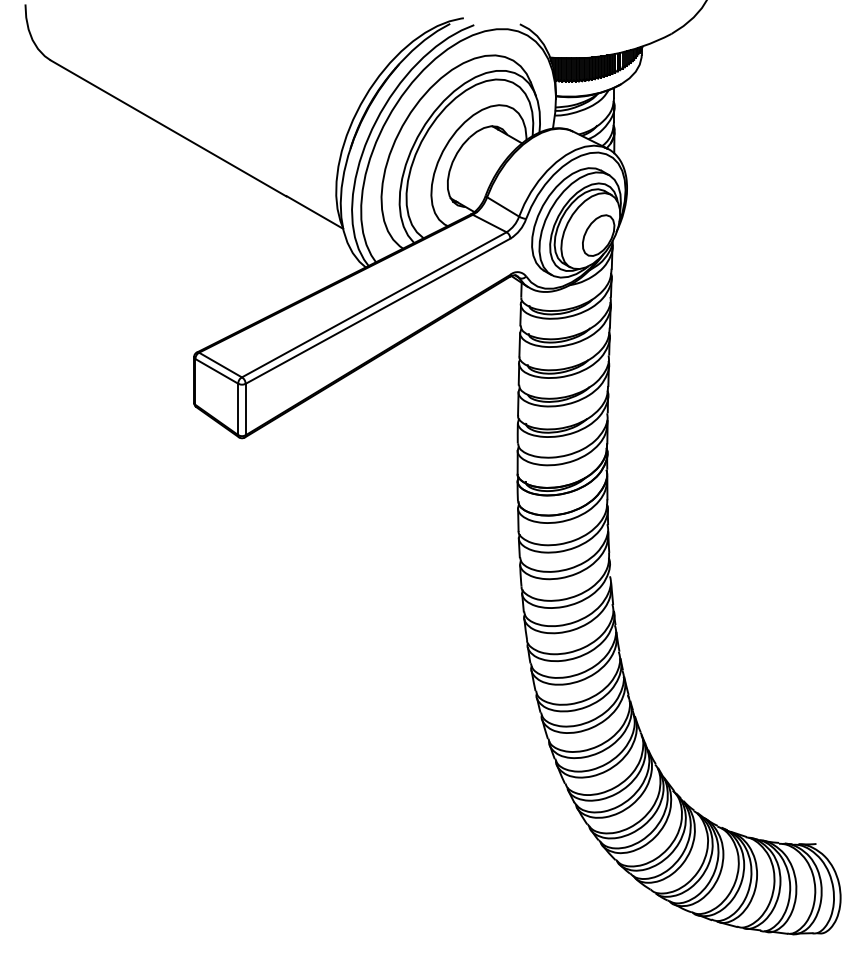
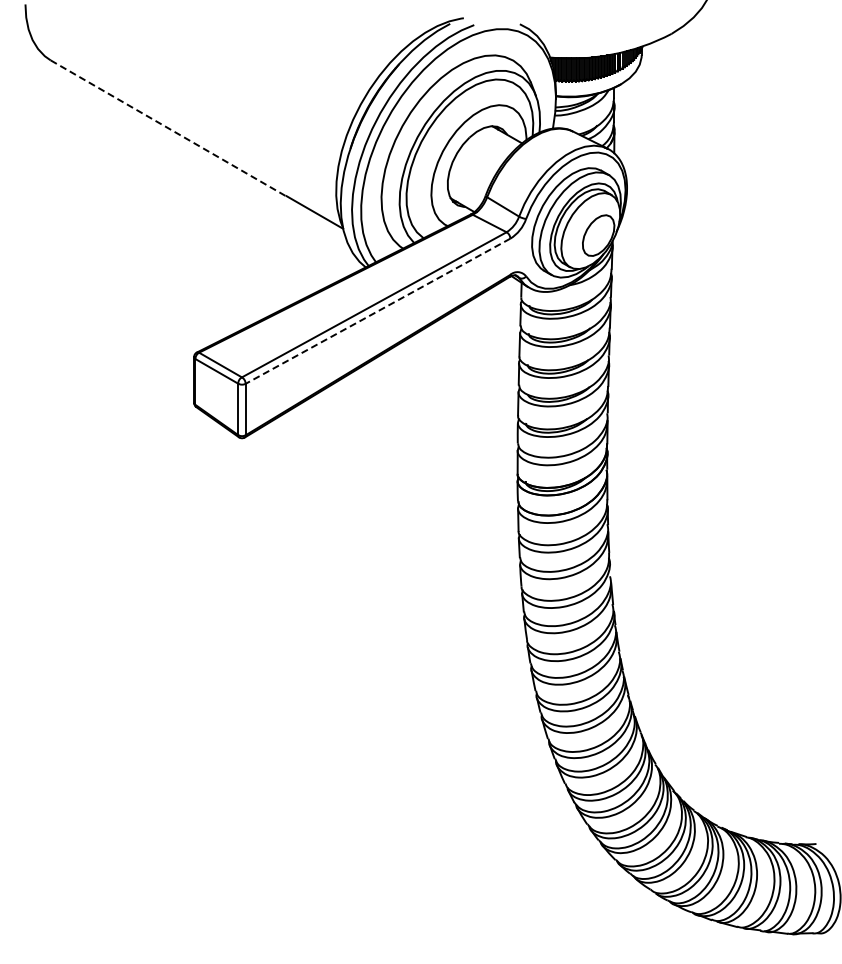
line: solid -> dashed (169, 128)
line: solid -> dashed (378, 311)
